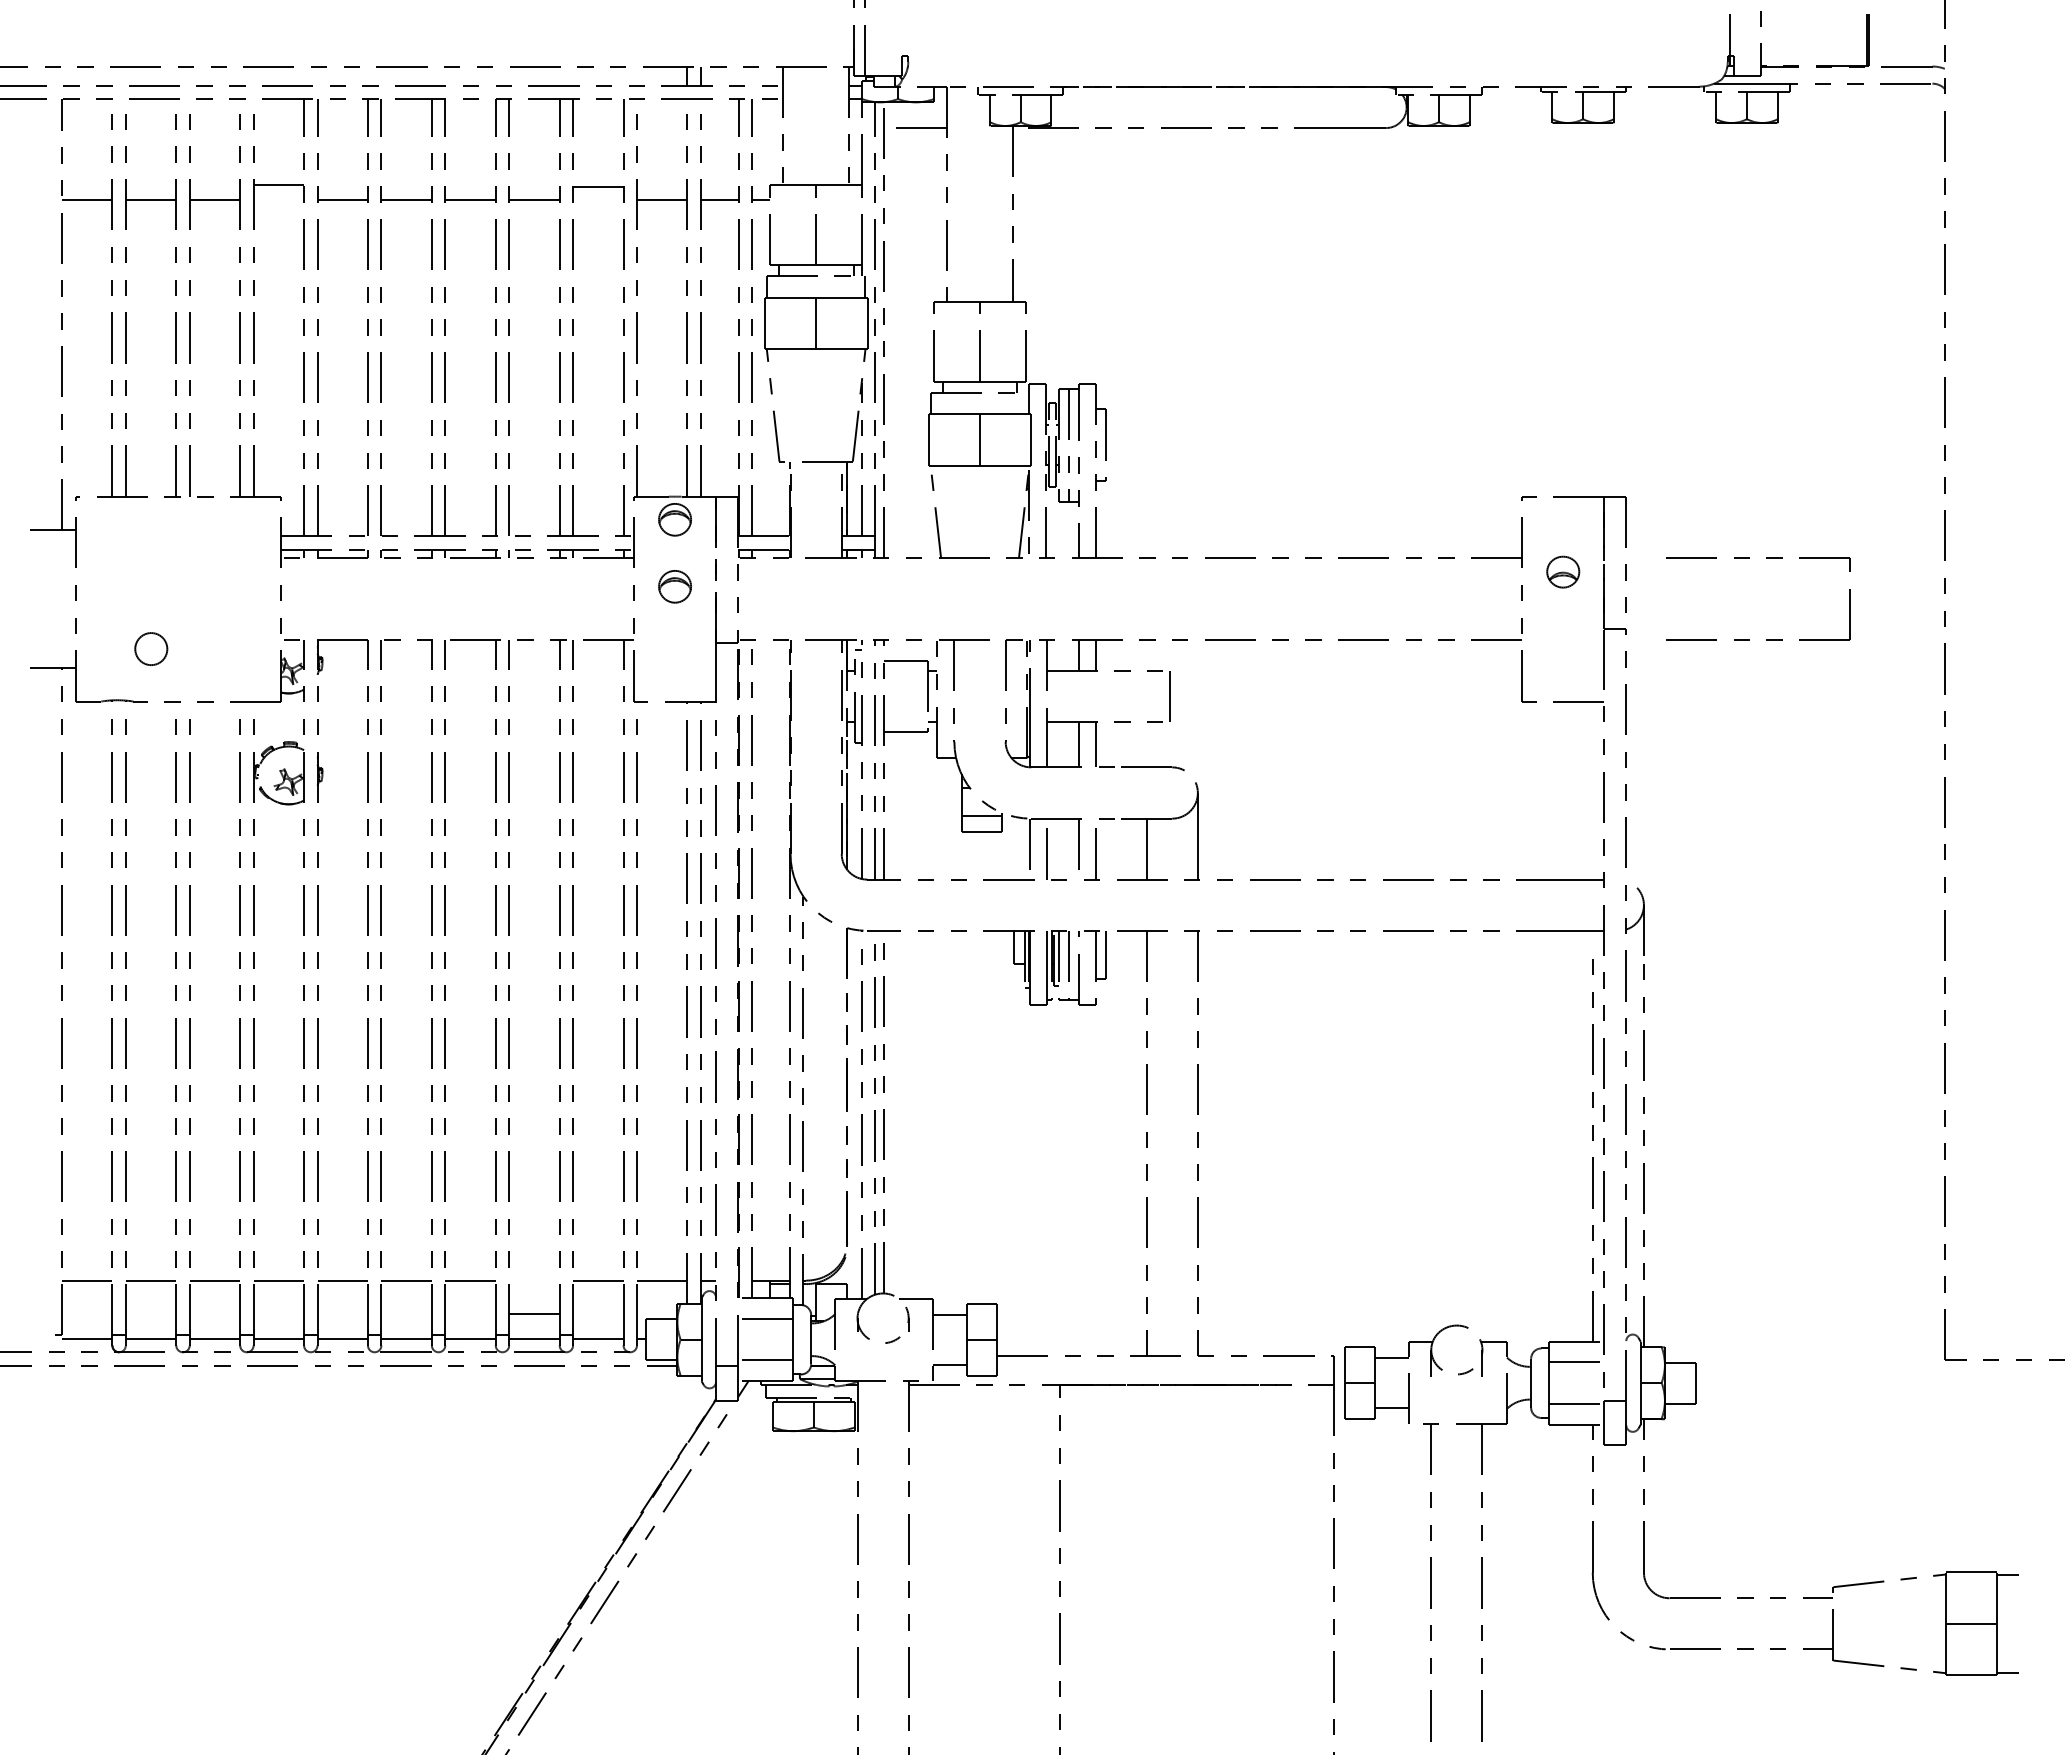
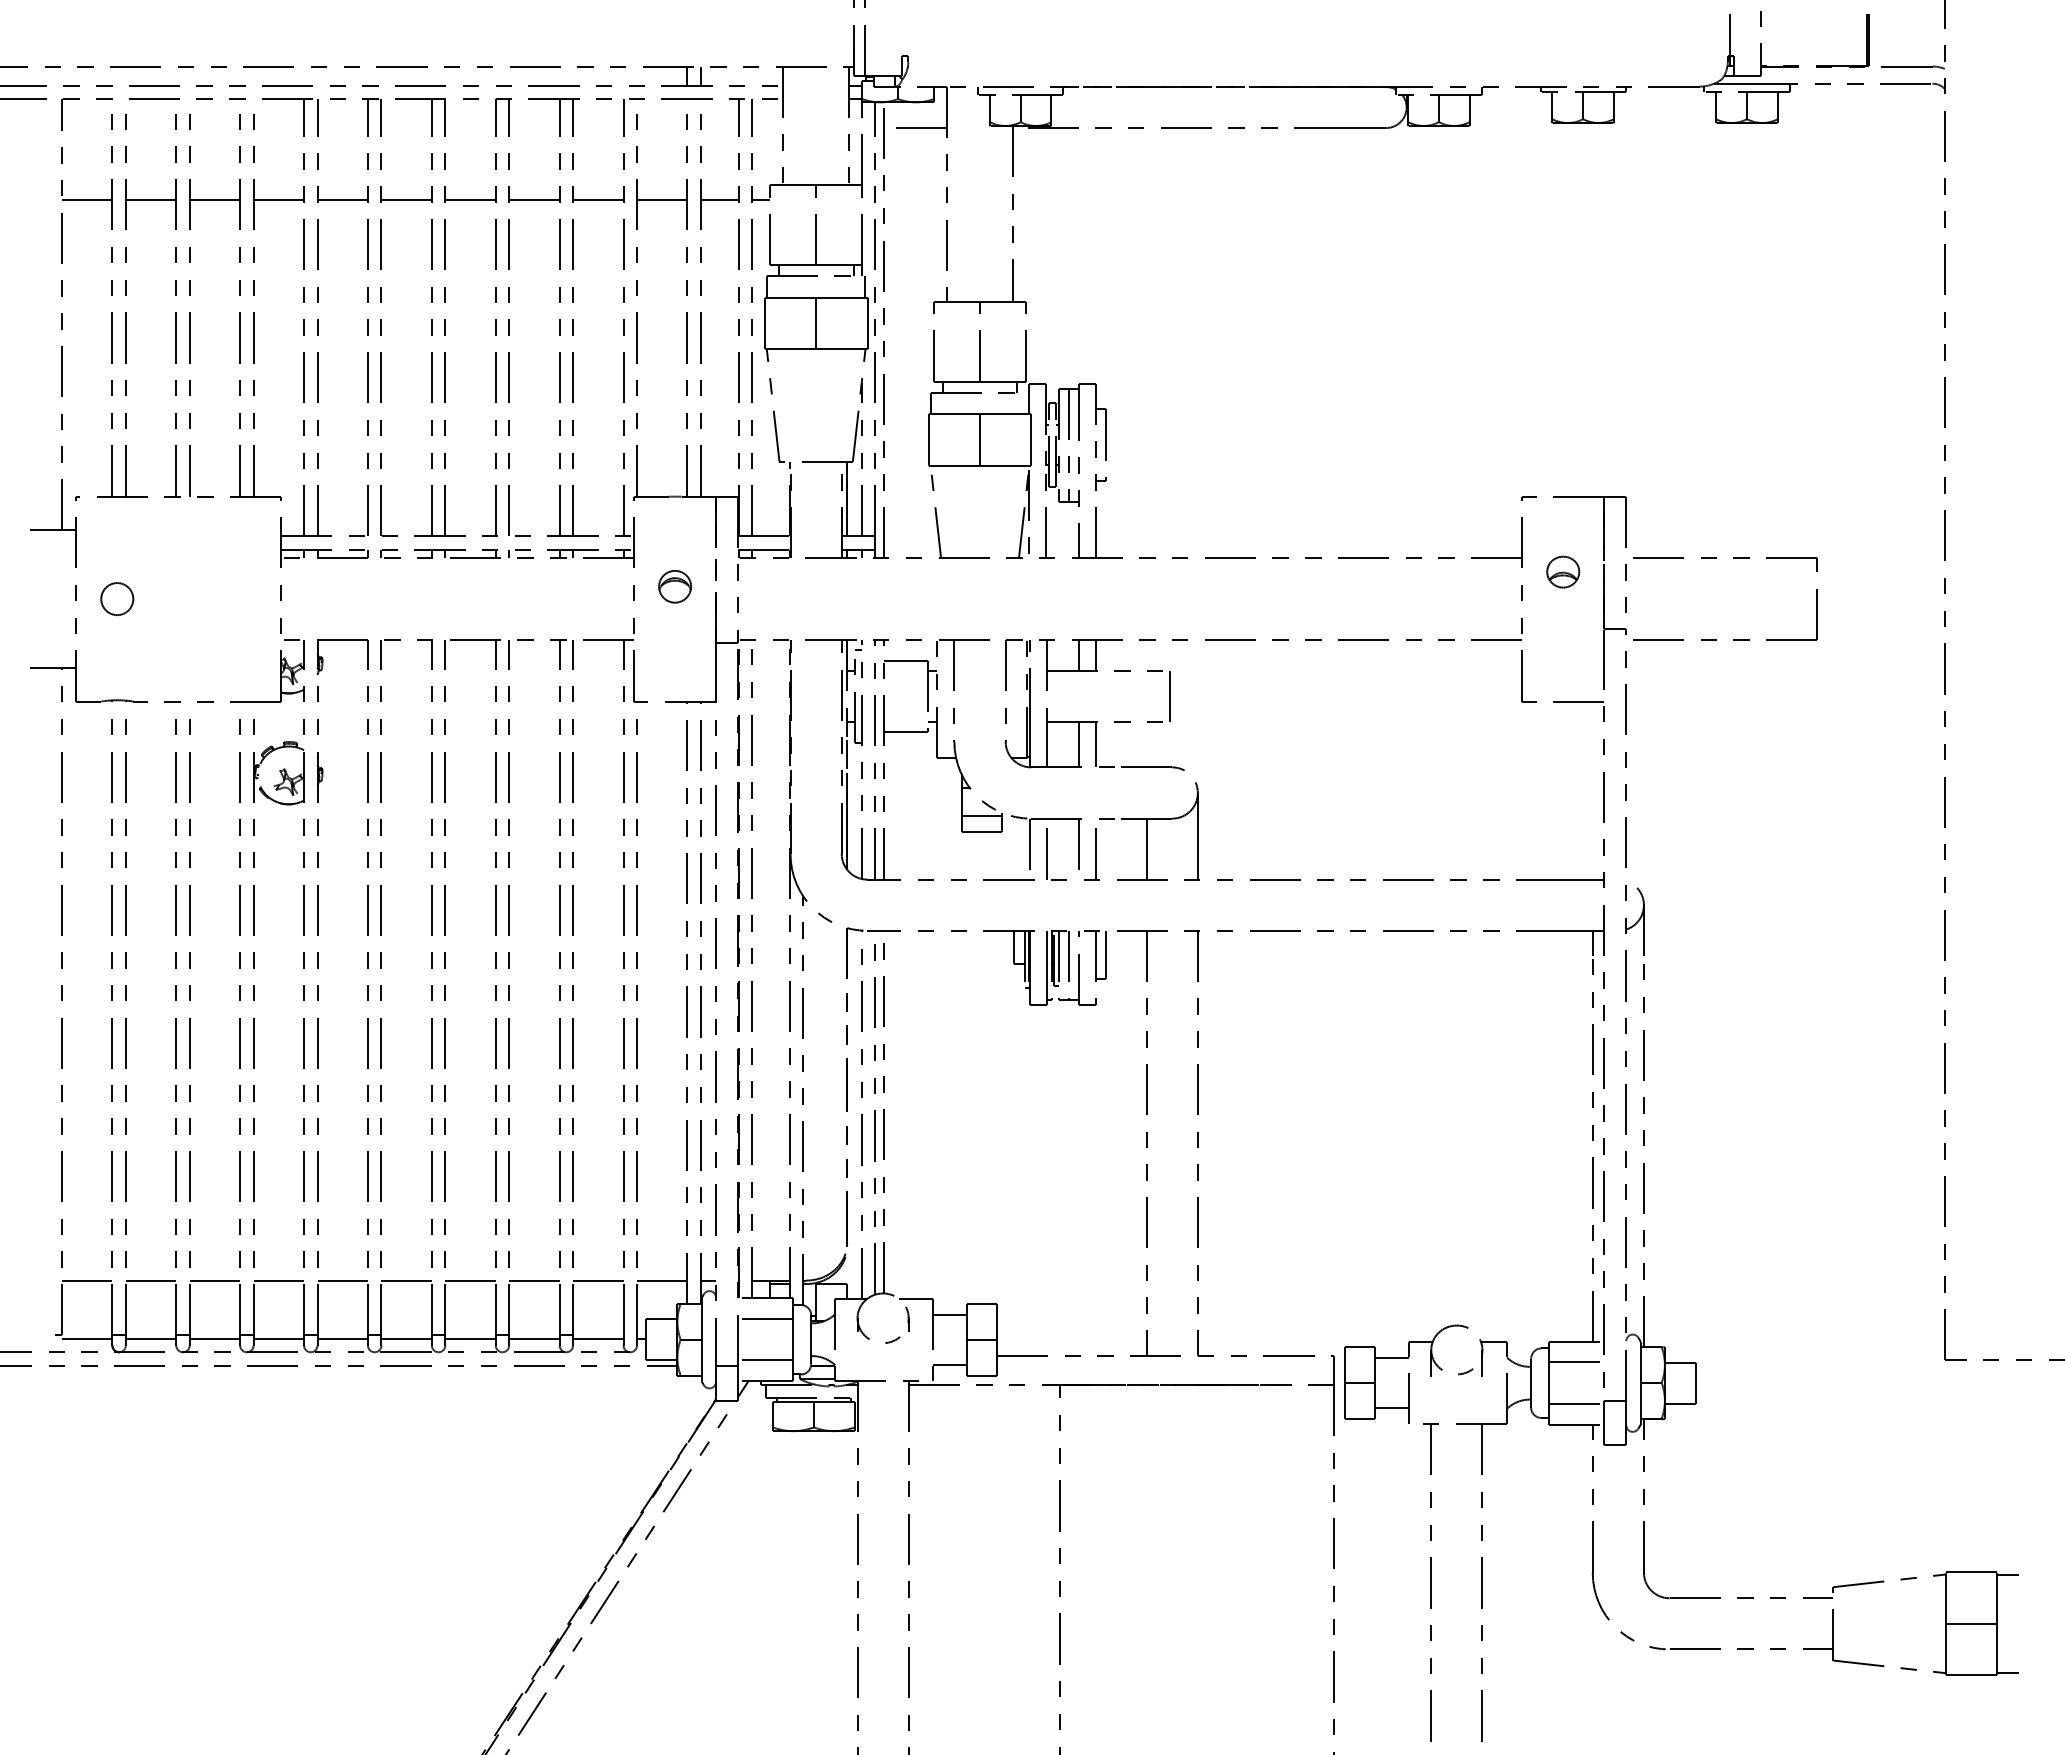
line position: (278, 184) -> (278, 199) (278, 199)
line position: (598, 186) -> (598, 199) (598, 199)
part: present -> none (674, 519)
part position: (1766, 558) -> (1733, 558) (1733, 558)
part position: (151, 648) -> (117, 598) (117, 598)
line: none -> present (1592, 943)
line position: (534, 1313) -> (534, 1280) (534, 1280)
